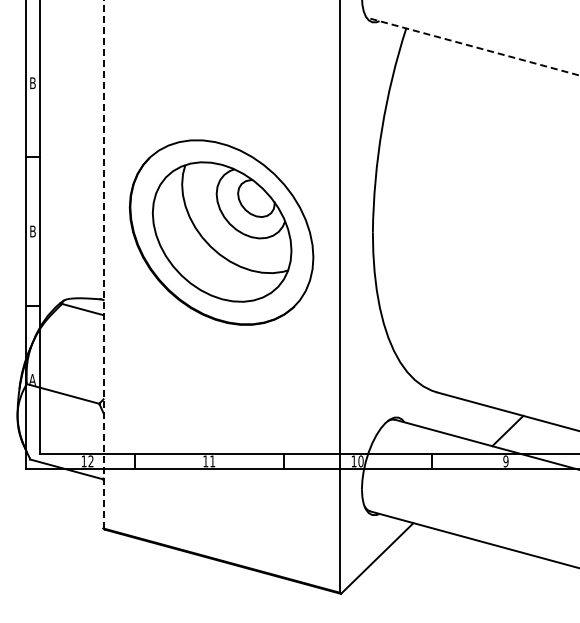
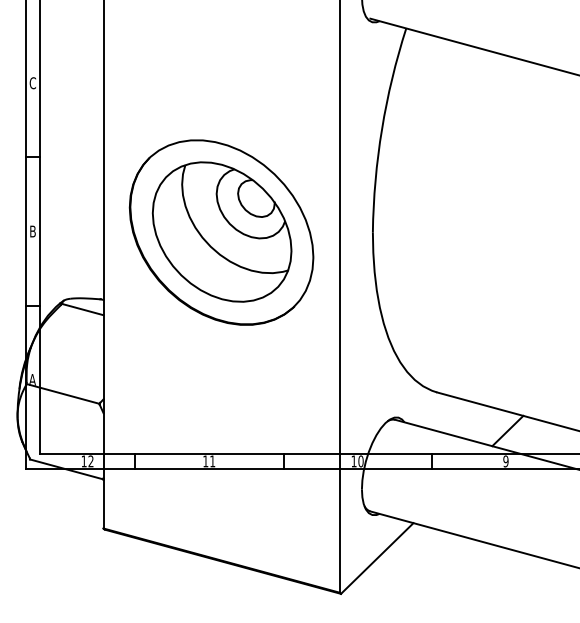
line: dashed -> solid (475, 47)
text: B -> C (32, 83)
line: dashed -> solid (103, 264)
